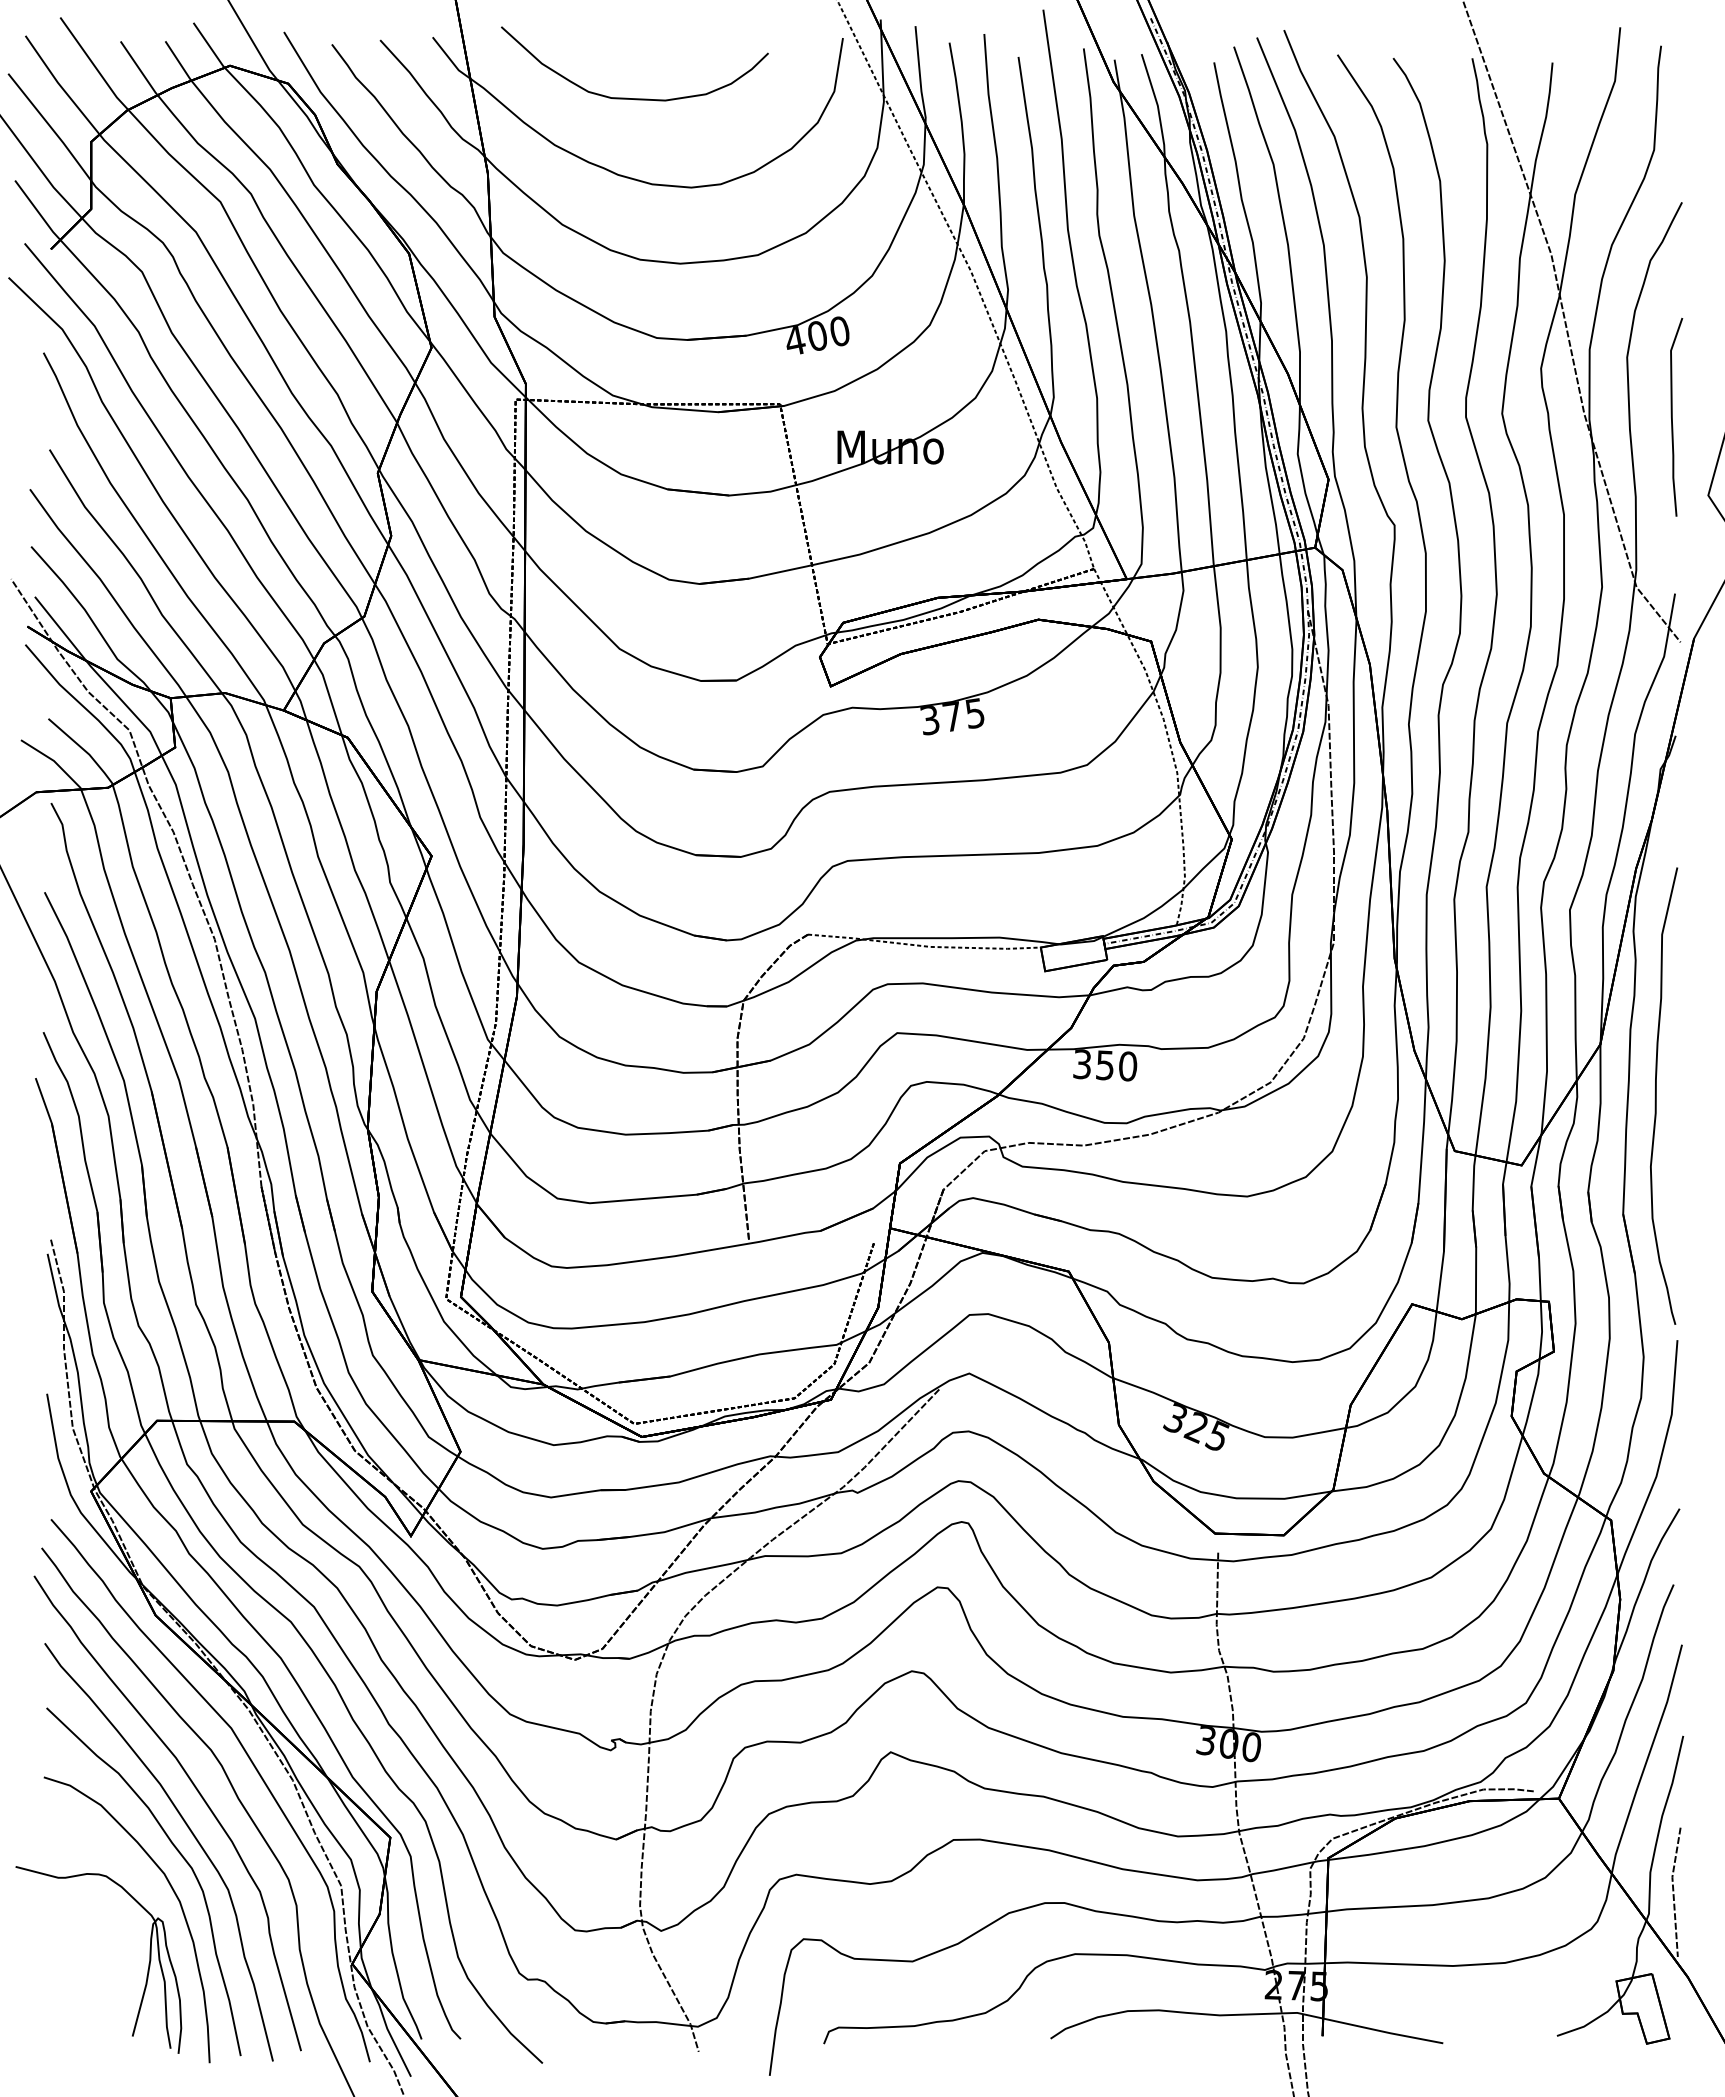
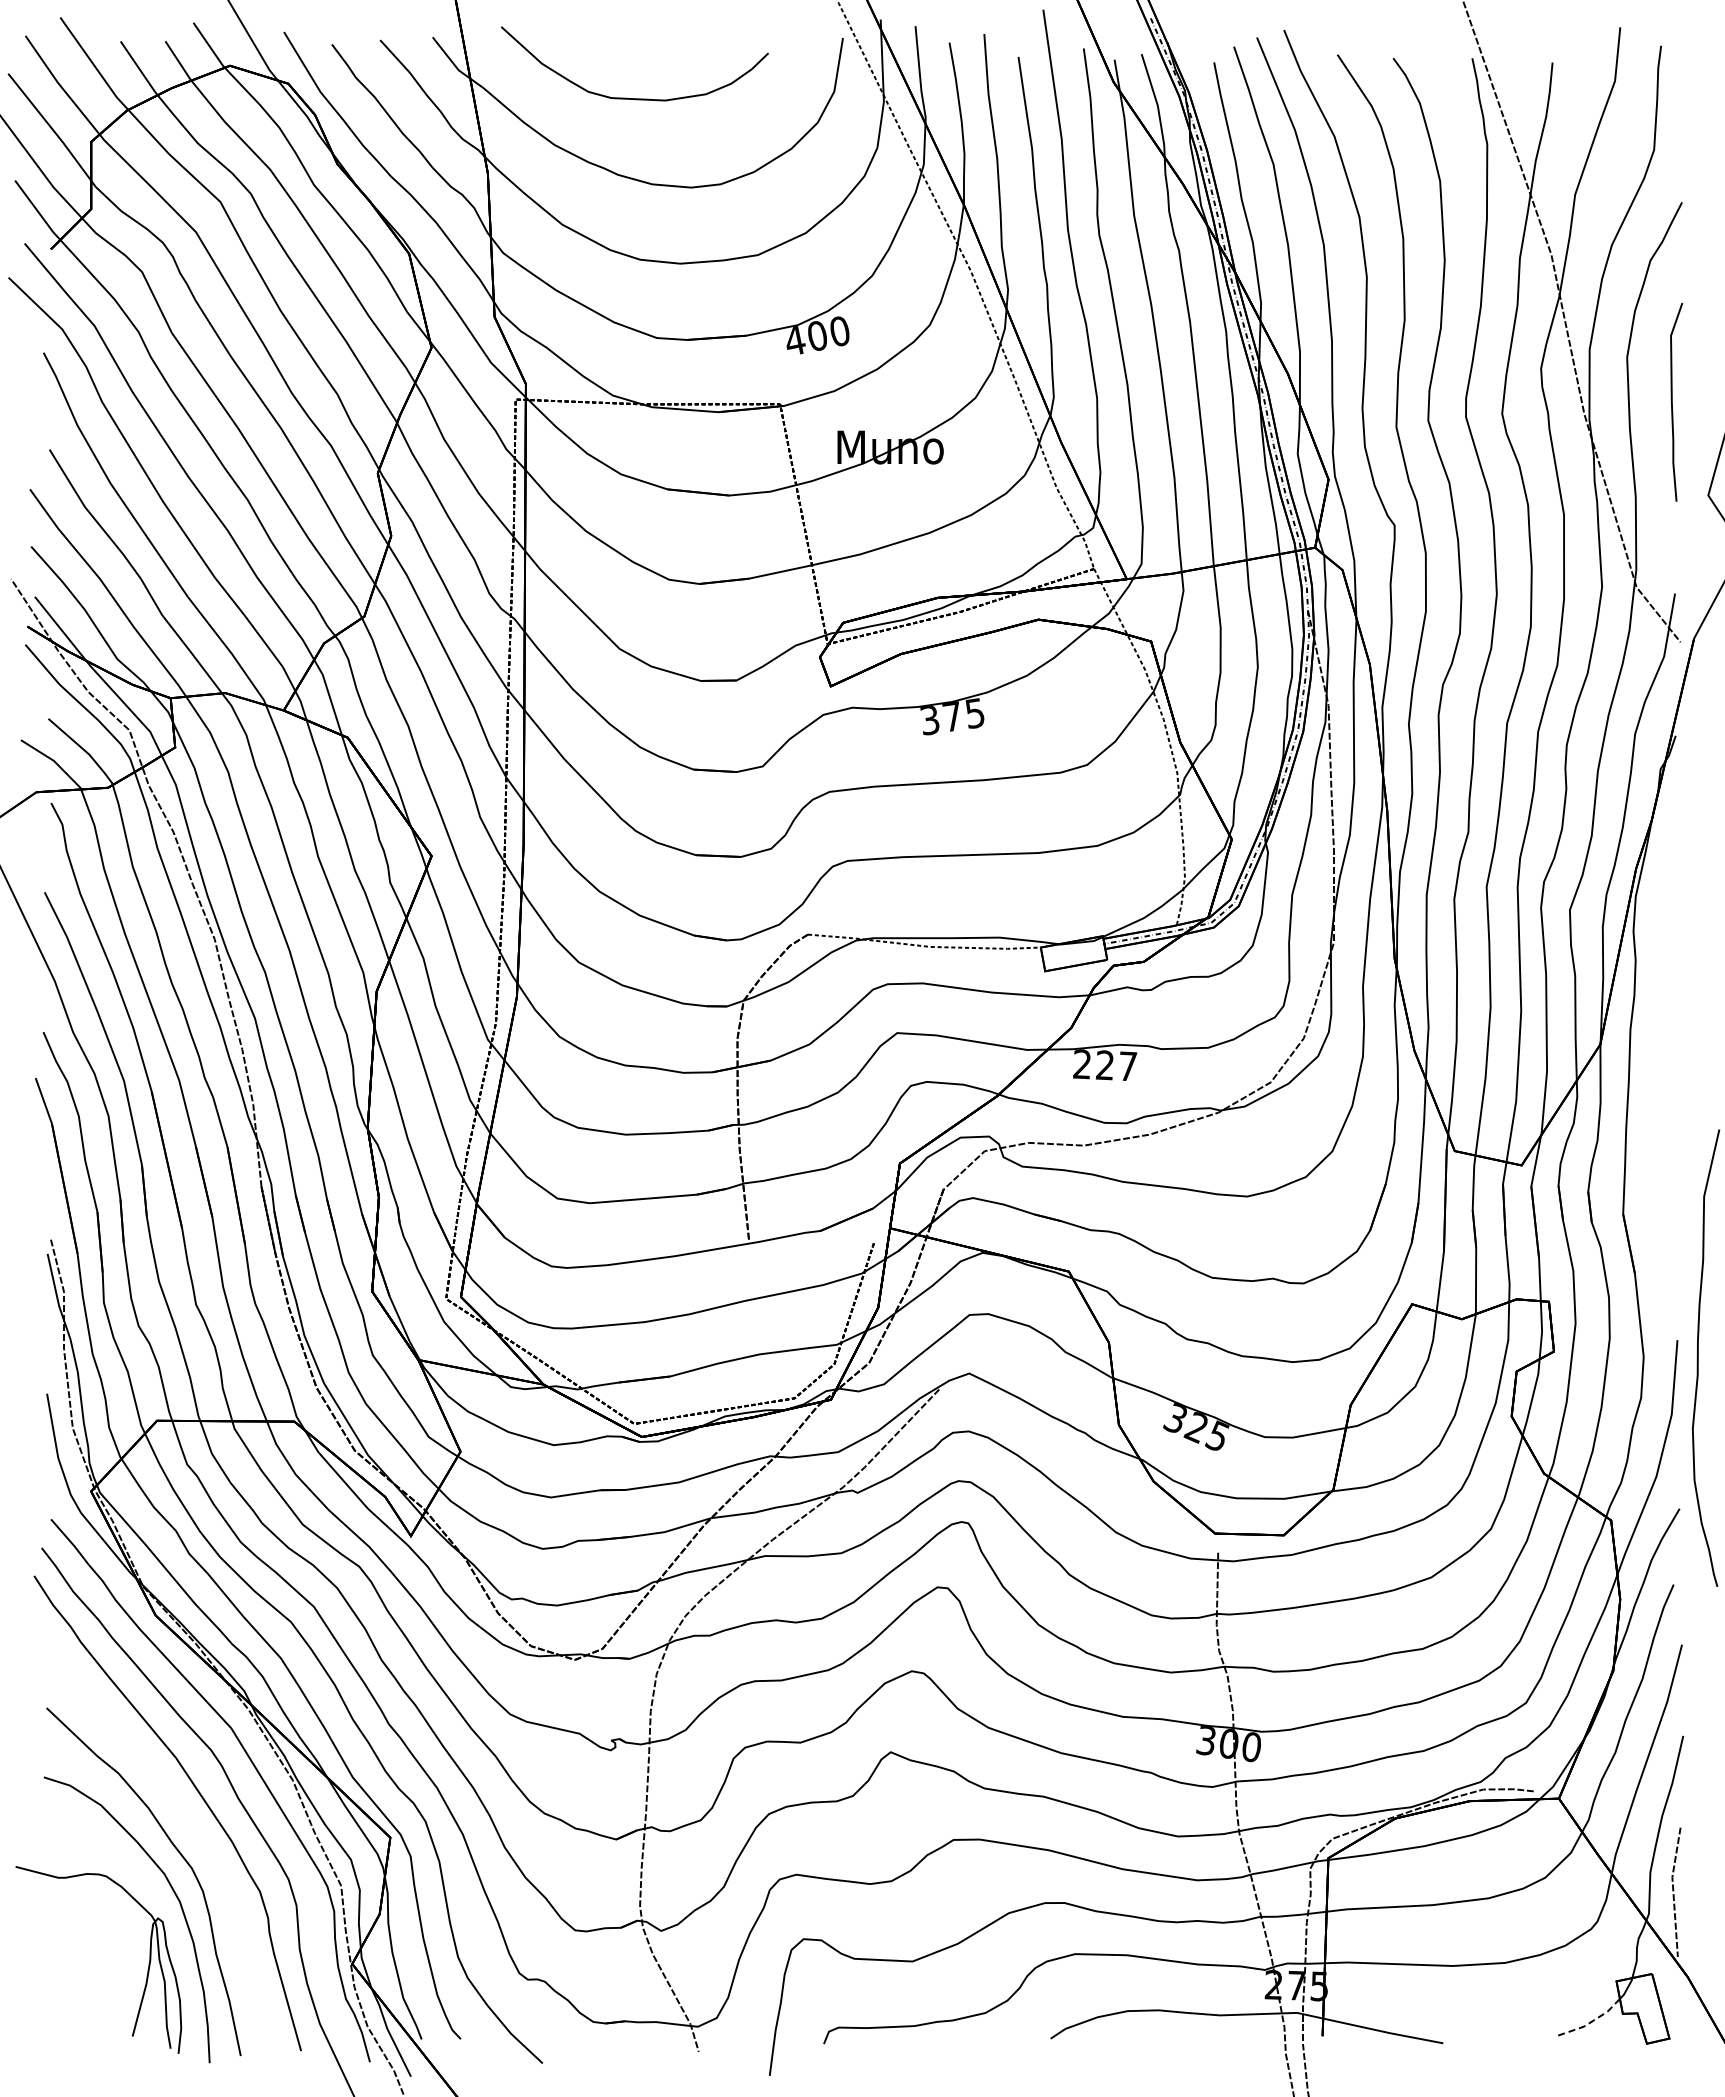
curve position: (1672, 417) -> (1672, 402) (1672, 402)
text: 350 -> 227 (1105, 1065)
curve position: (1656, 1095) -> (1698, 1357) (1698, 1357)
curve: present -> none (189, 1830)
line: solid -> dashed (1590, 2022)
